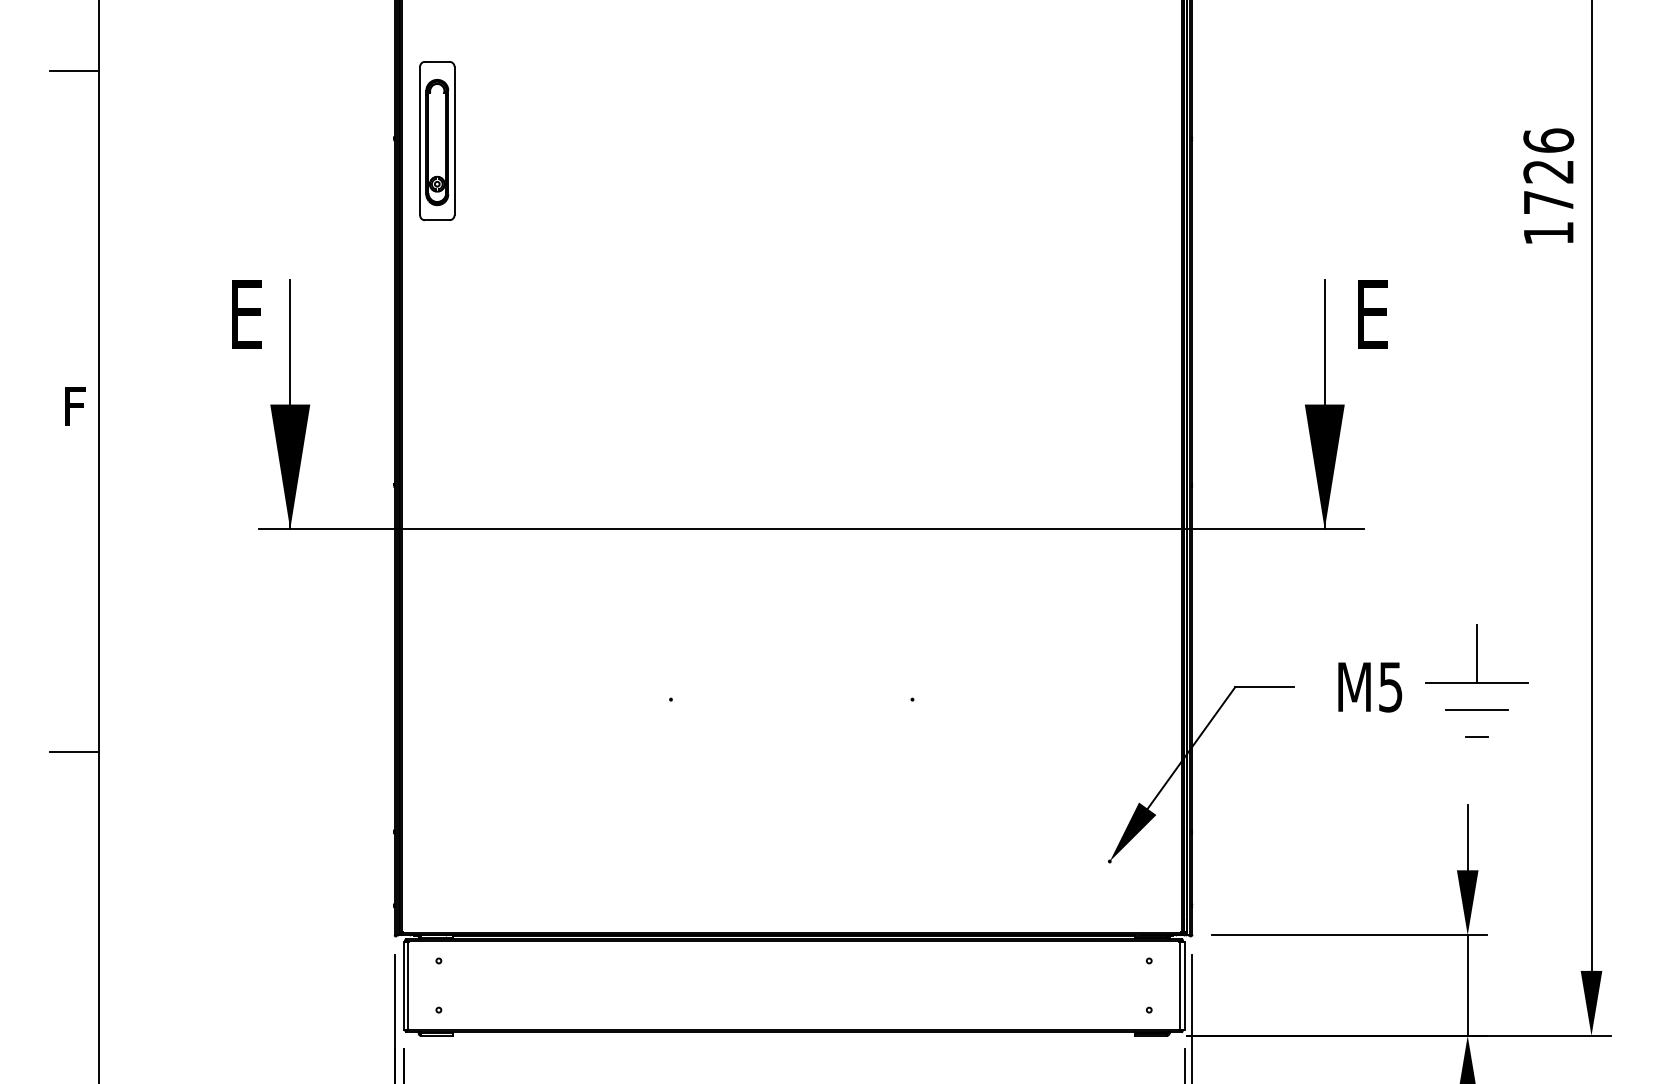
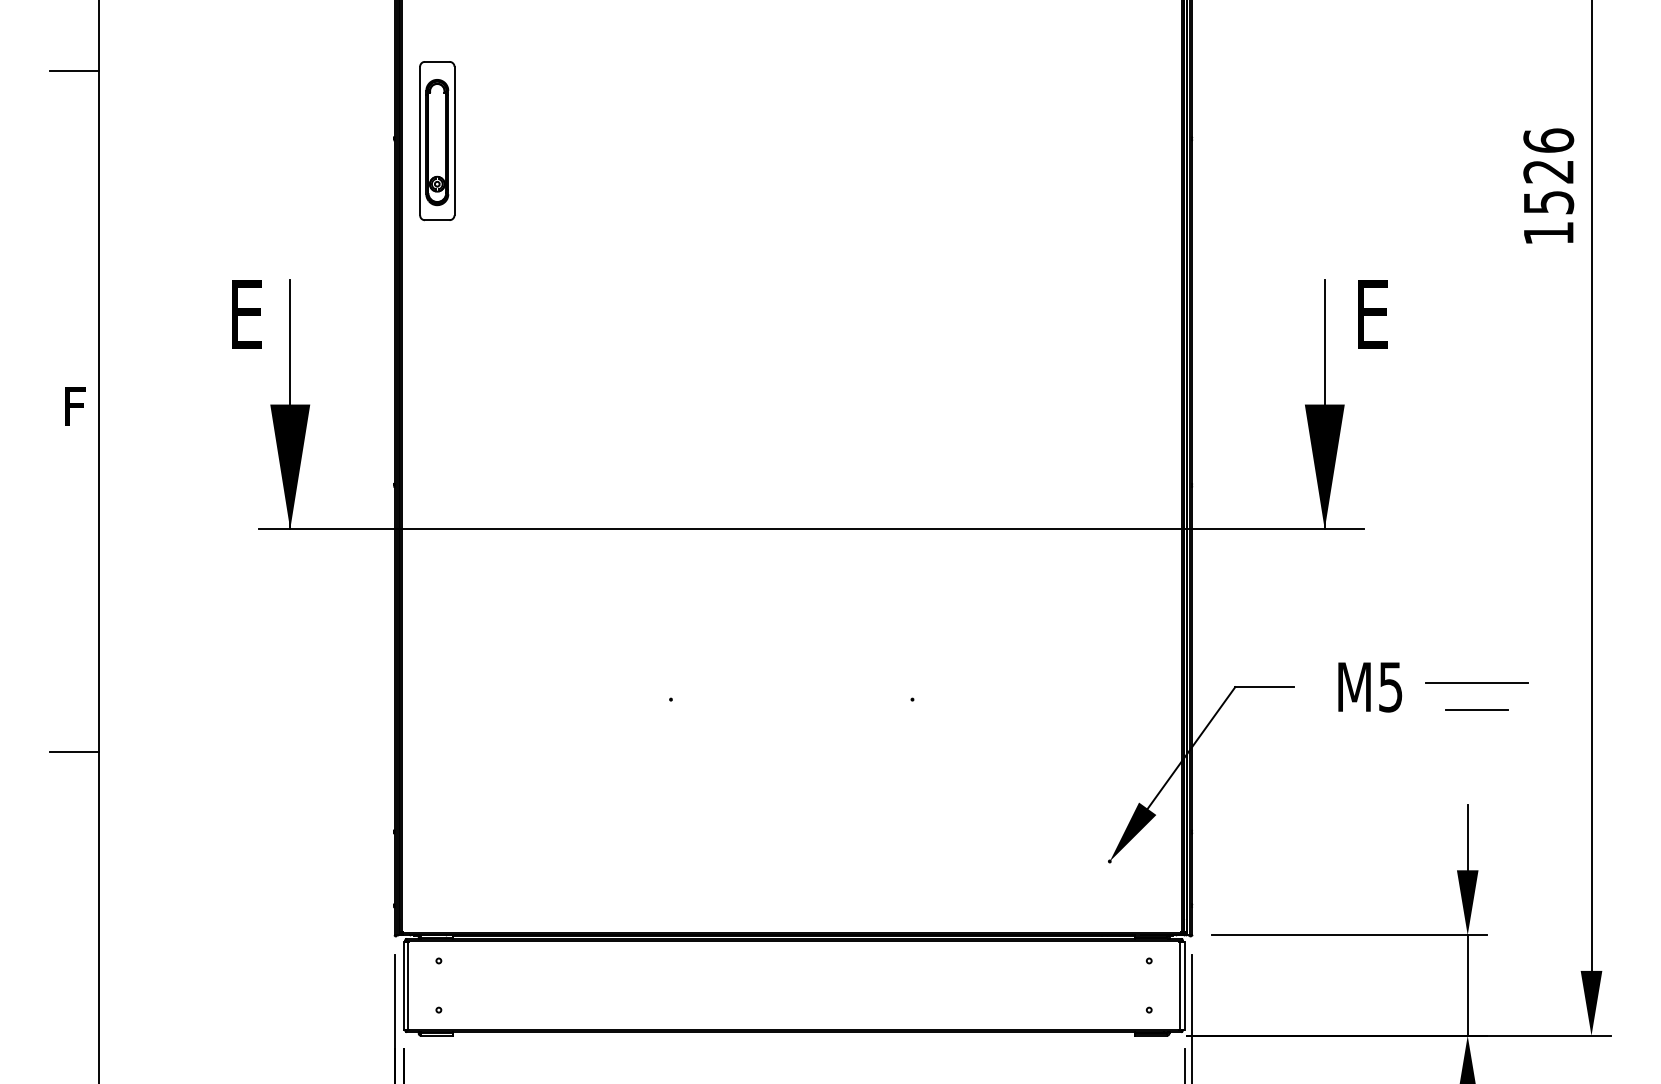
text: 1726 -> 1526 (1549, 202)
line: present -> none (1476, 653)
line: present -> none (1476, 736)
